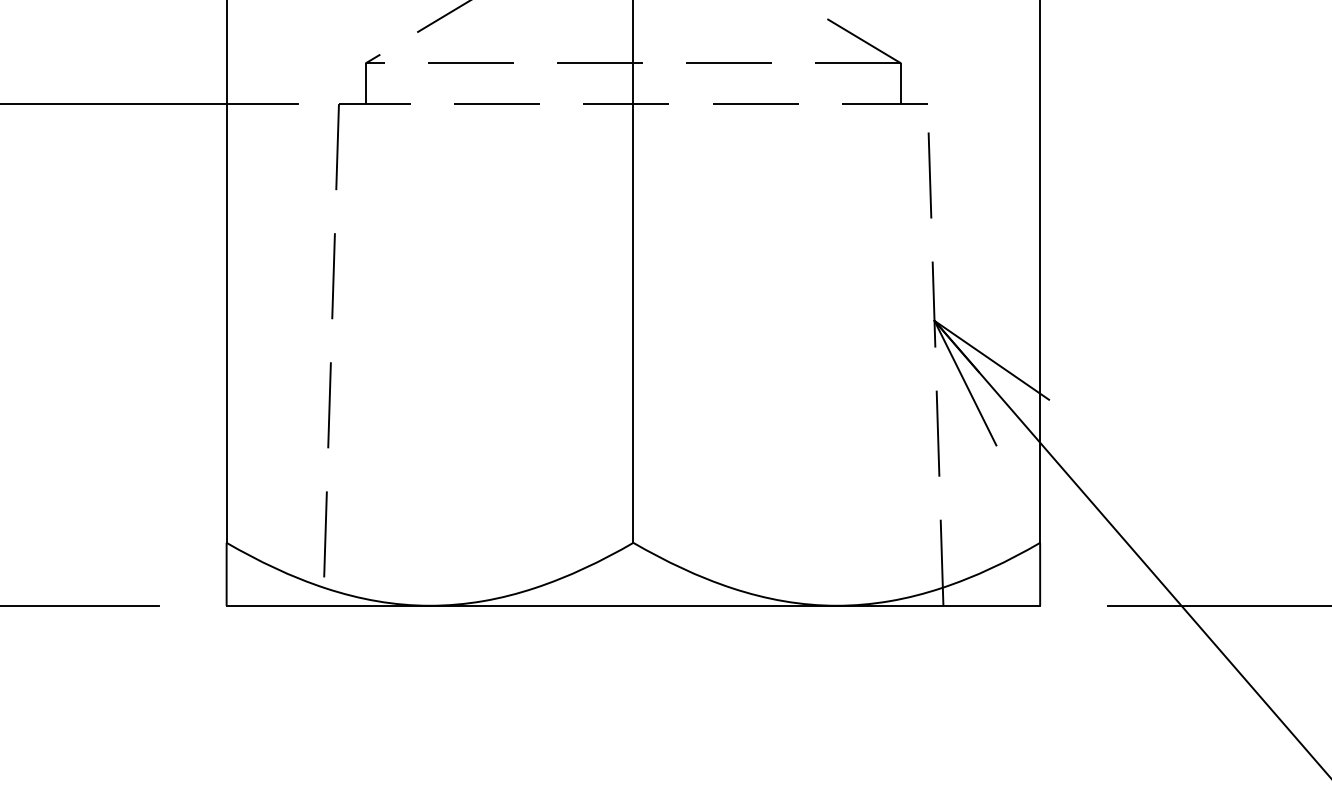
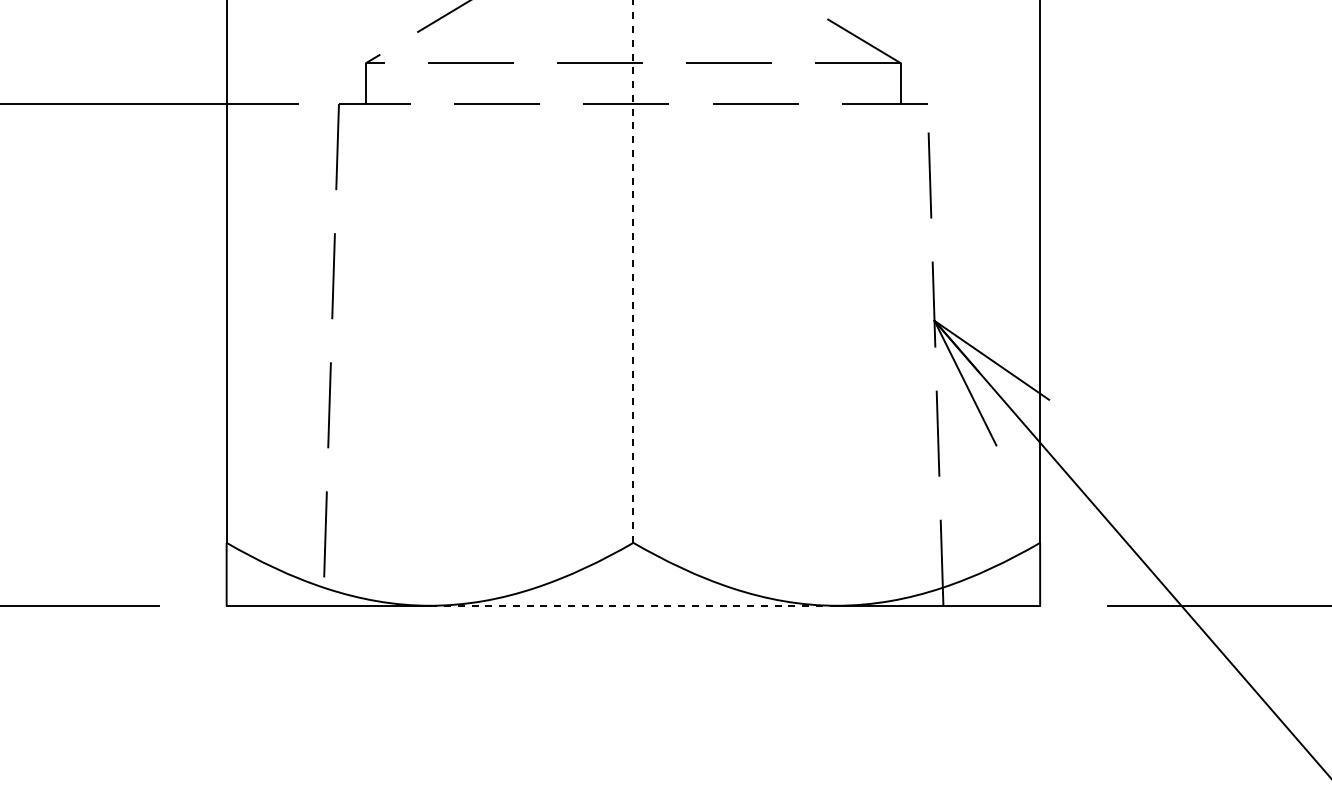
line: solid -> dashed (633, 271)
line: solid -> dashed (632, 605)
